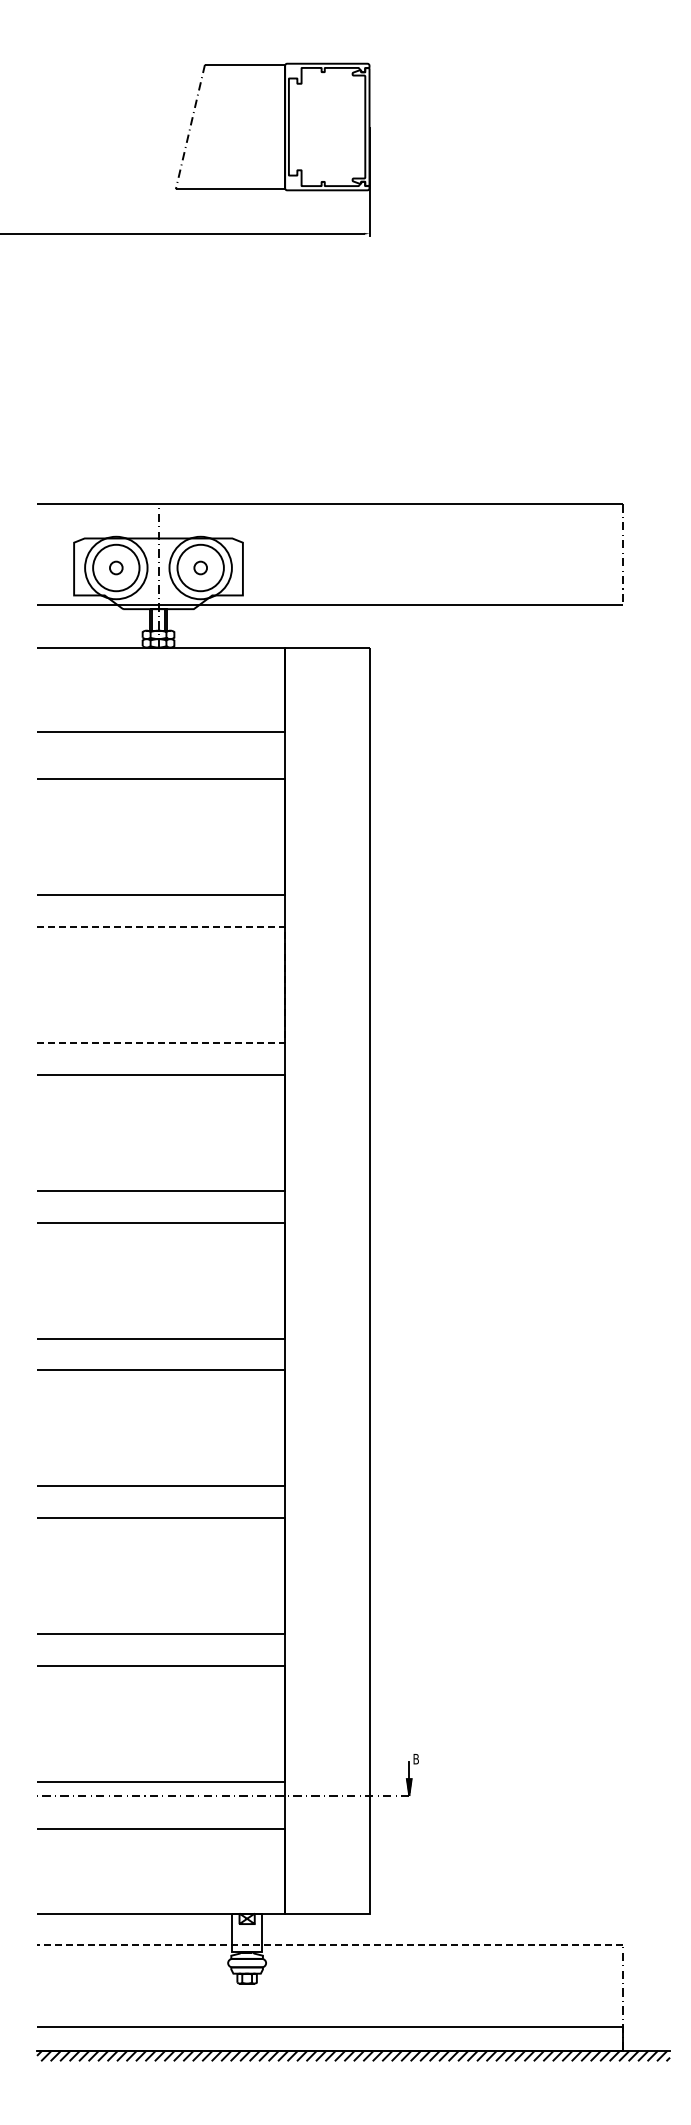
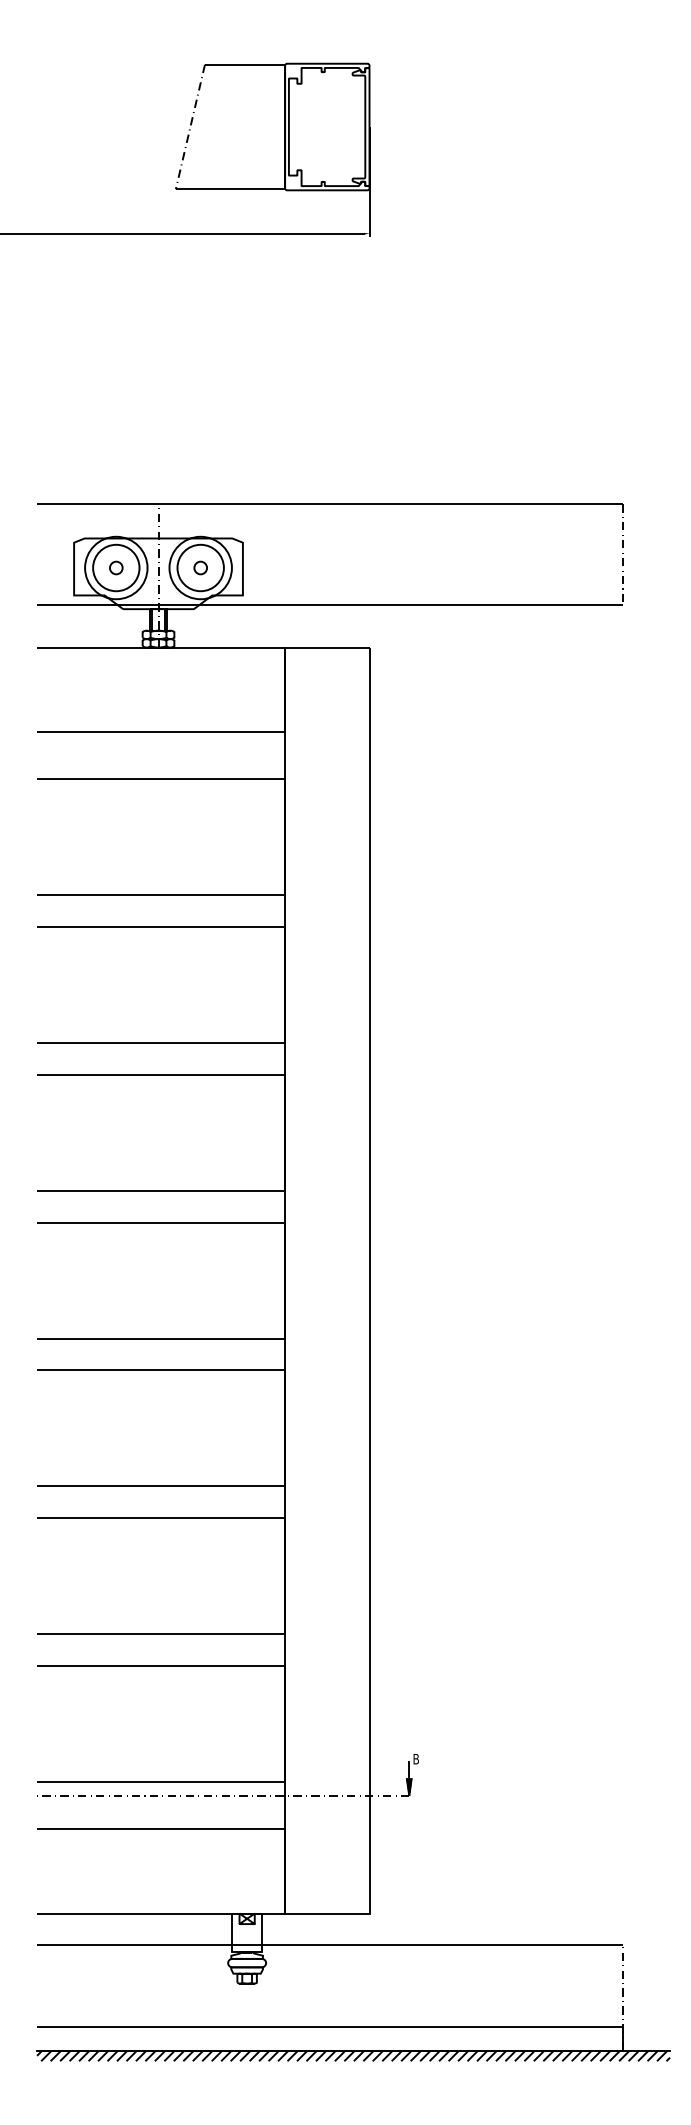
line: dashed -> solid (285, 984)
line: dashed -> solid (329, 1945)
